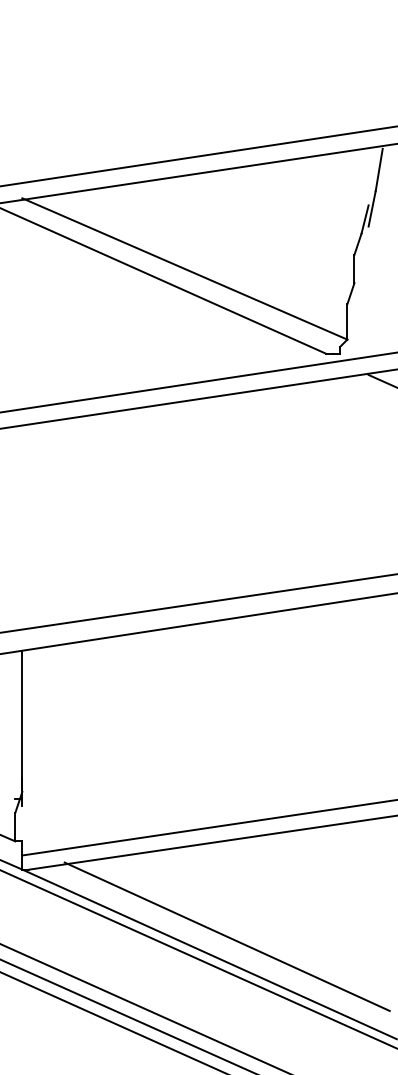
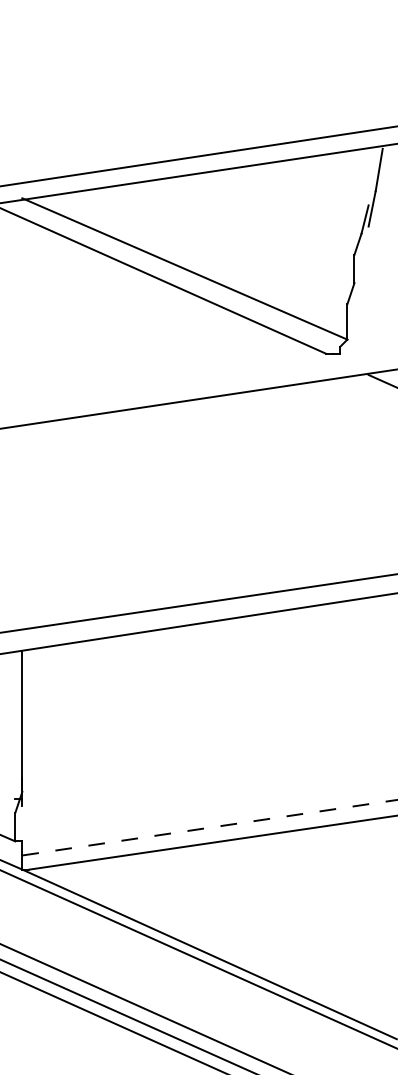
line: present -> none (198, 382)
line: solid -> dashed (210, 827)
line: present -> none (226, 936)
